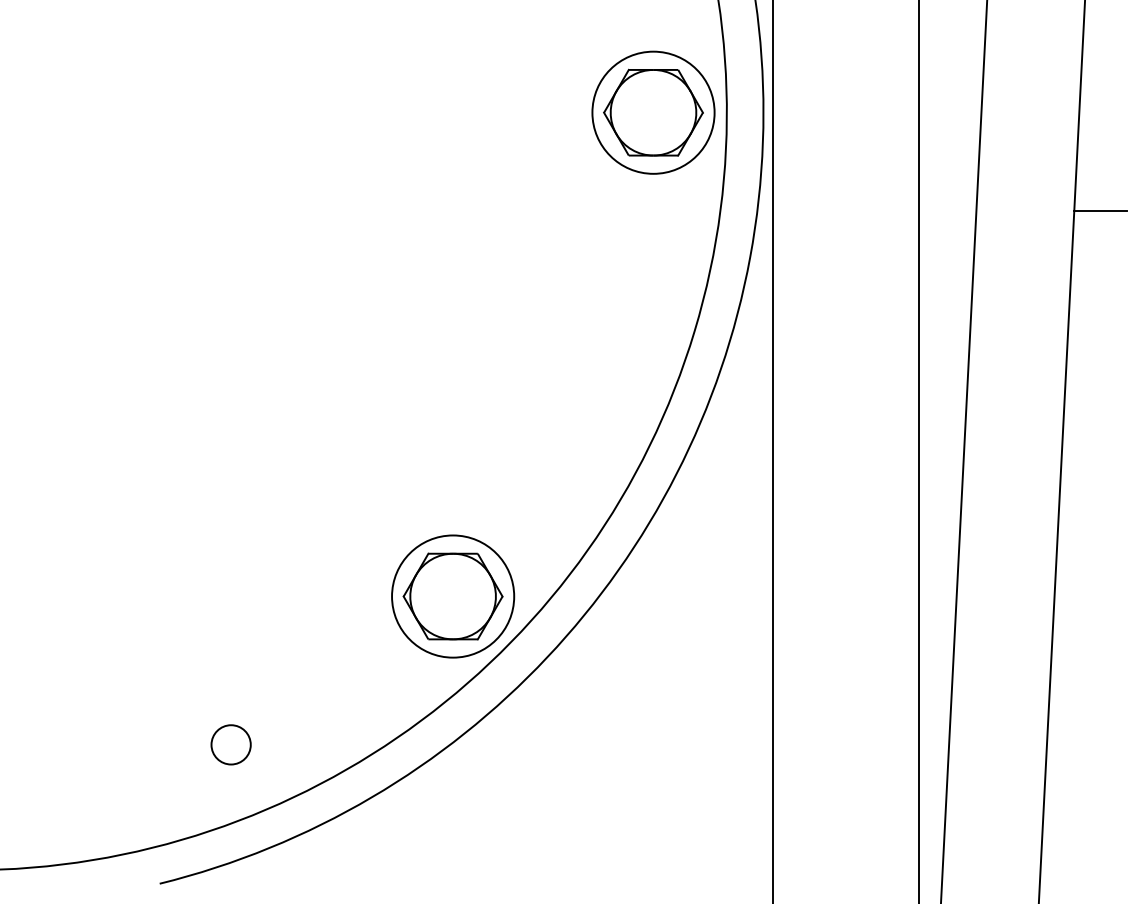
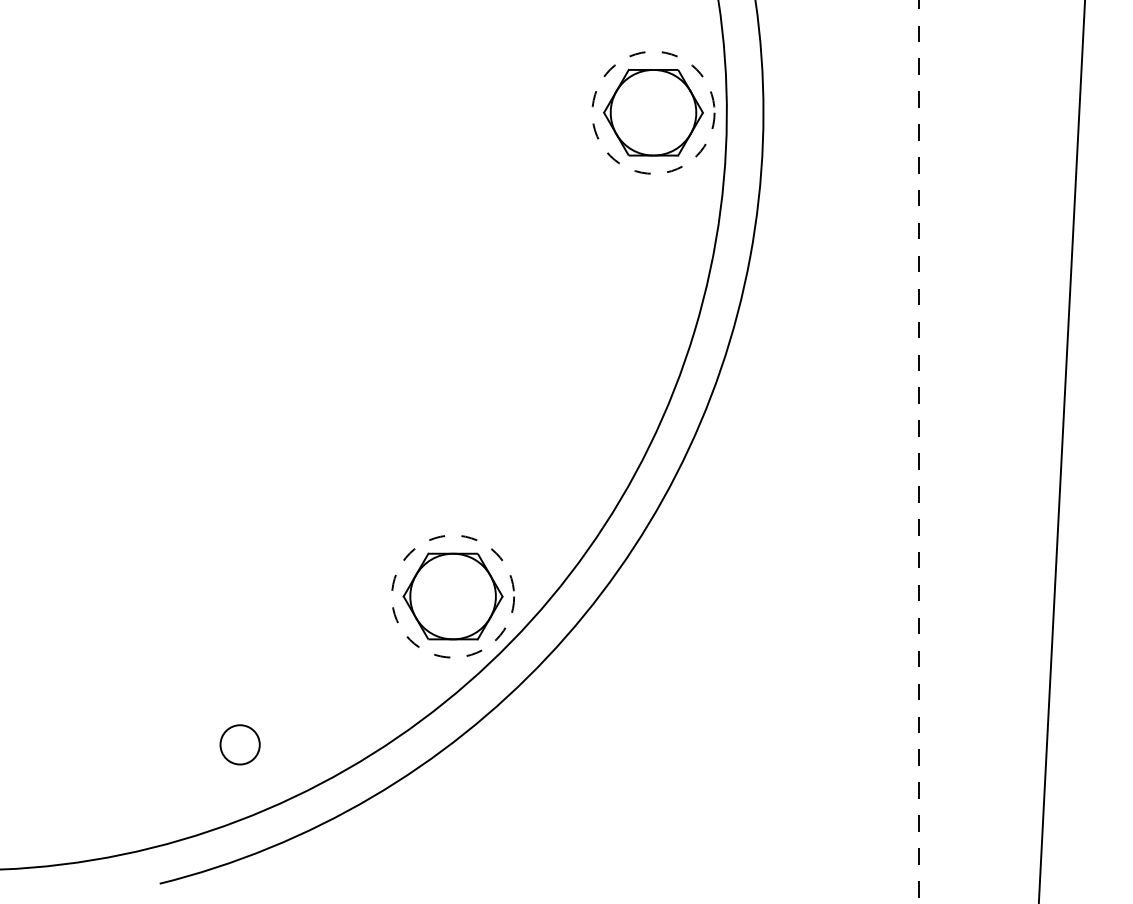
circle: solid -> dashed (653, 112)
line: present -> none (1100, 210)
line: present -> none (772, 451)
line: solid -> dashed (919, 451)
line: present -> none (964, 451)
circle: solid -> dashed (453, 596)
circle position: (230, 744) -> (239, 744) (239, 744)
